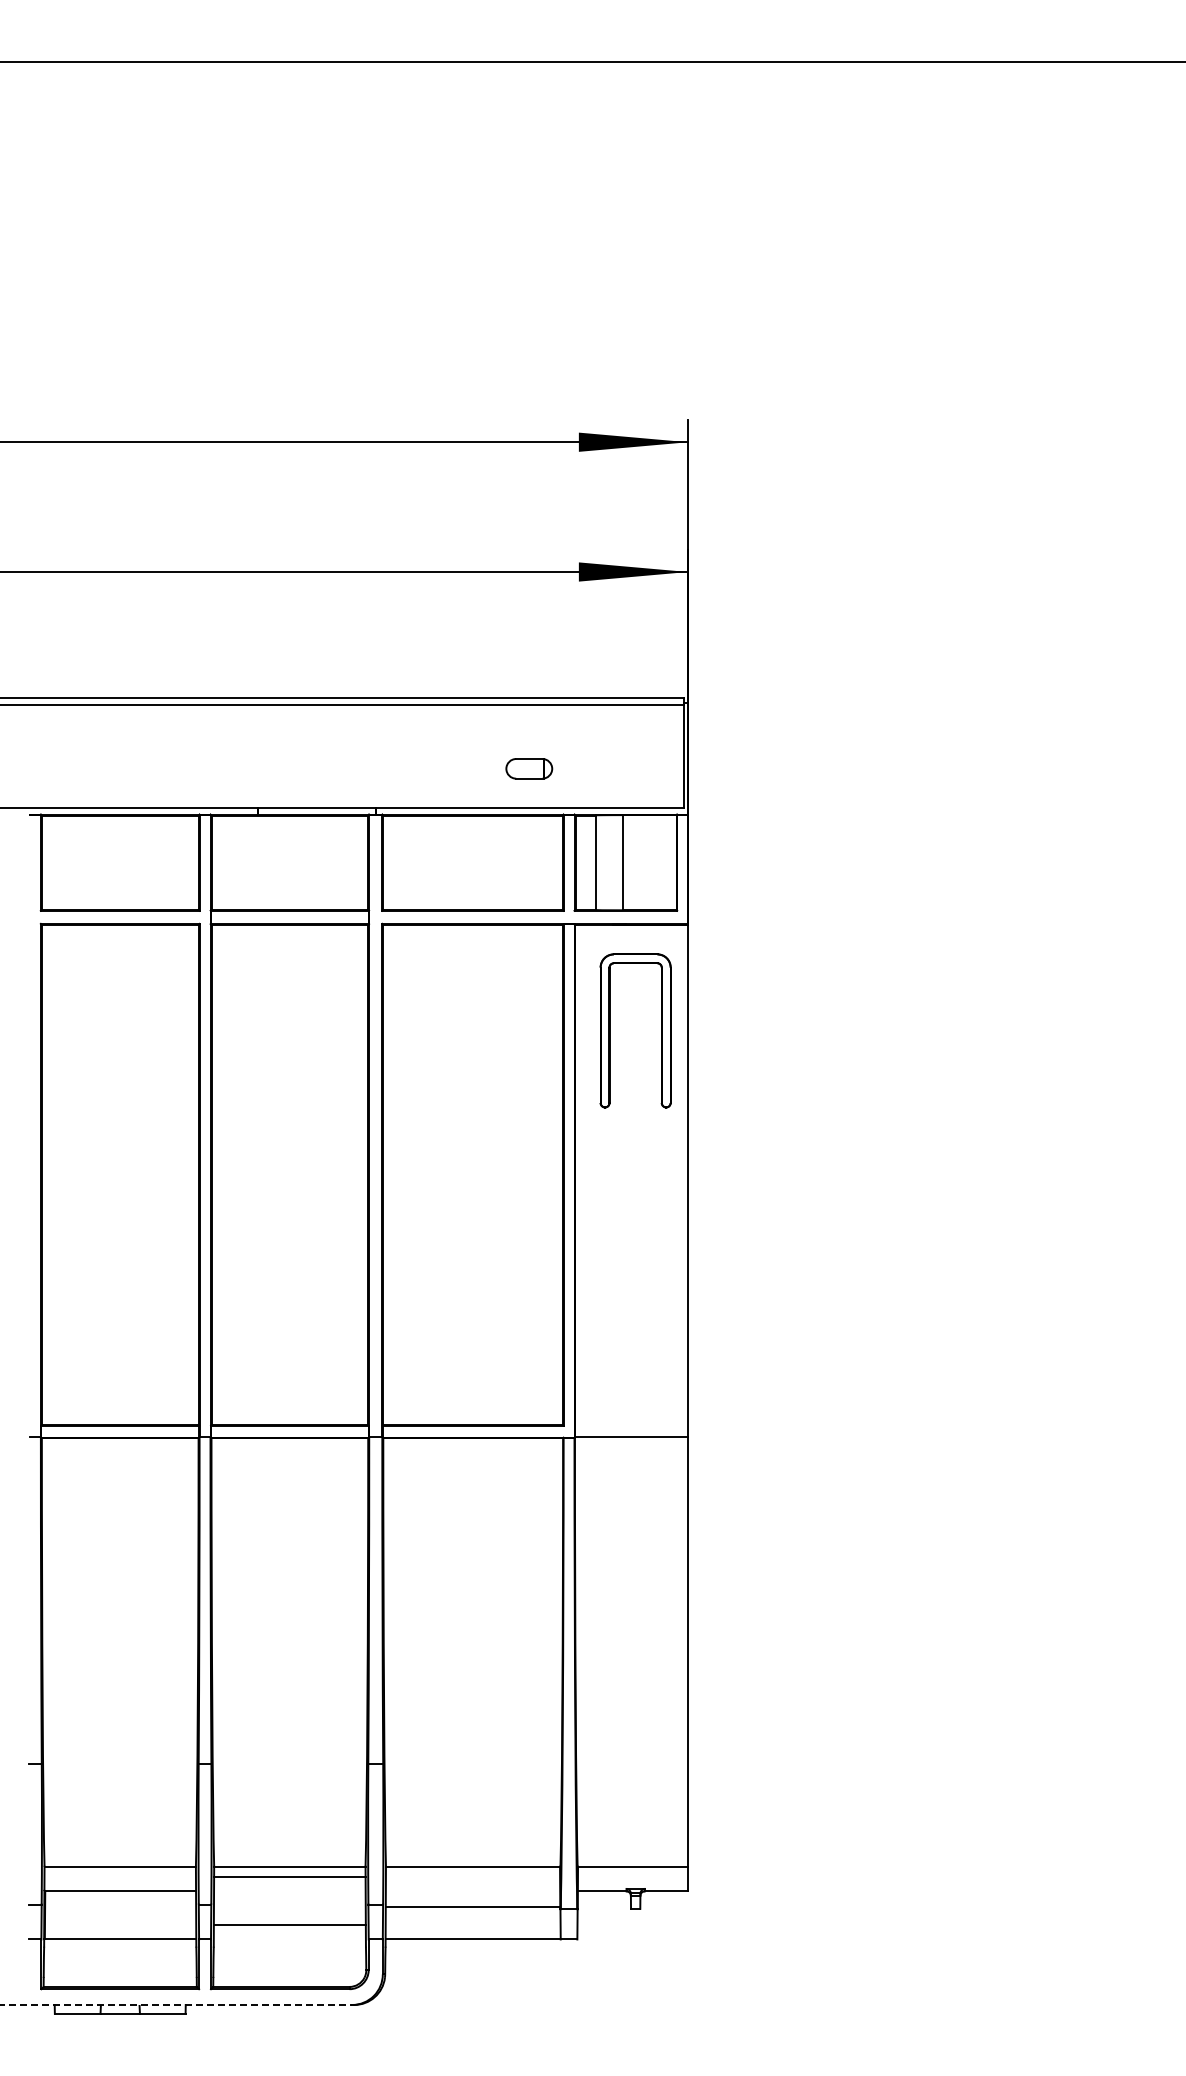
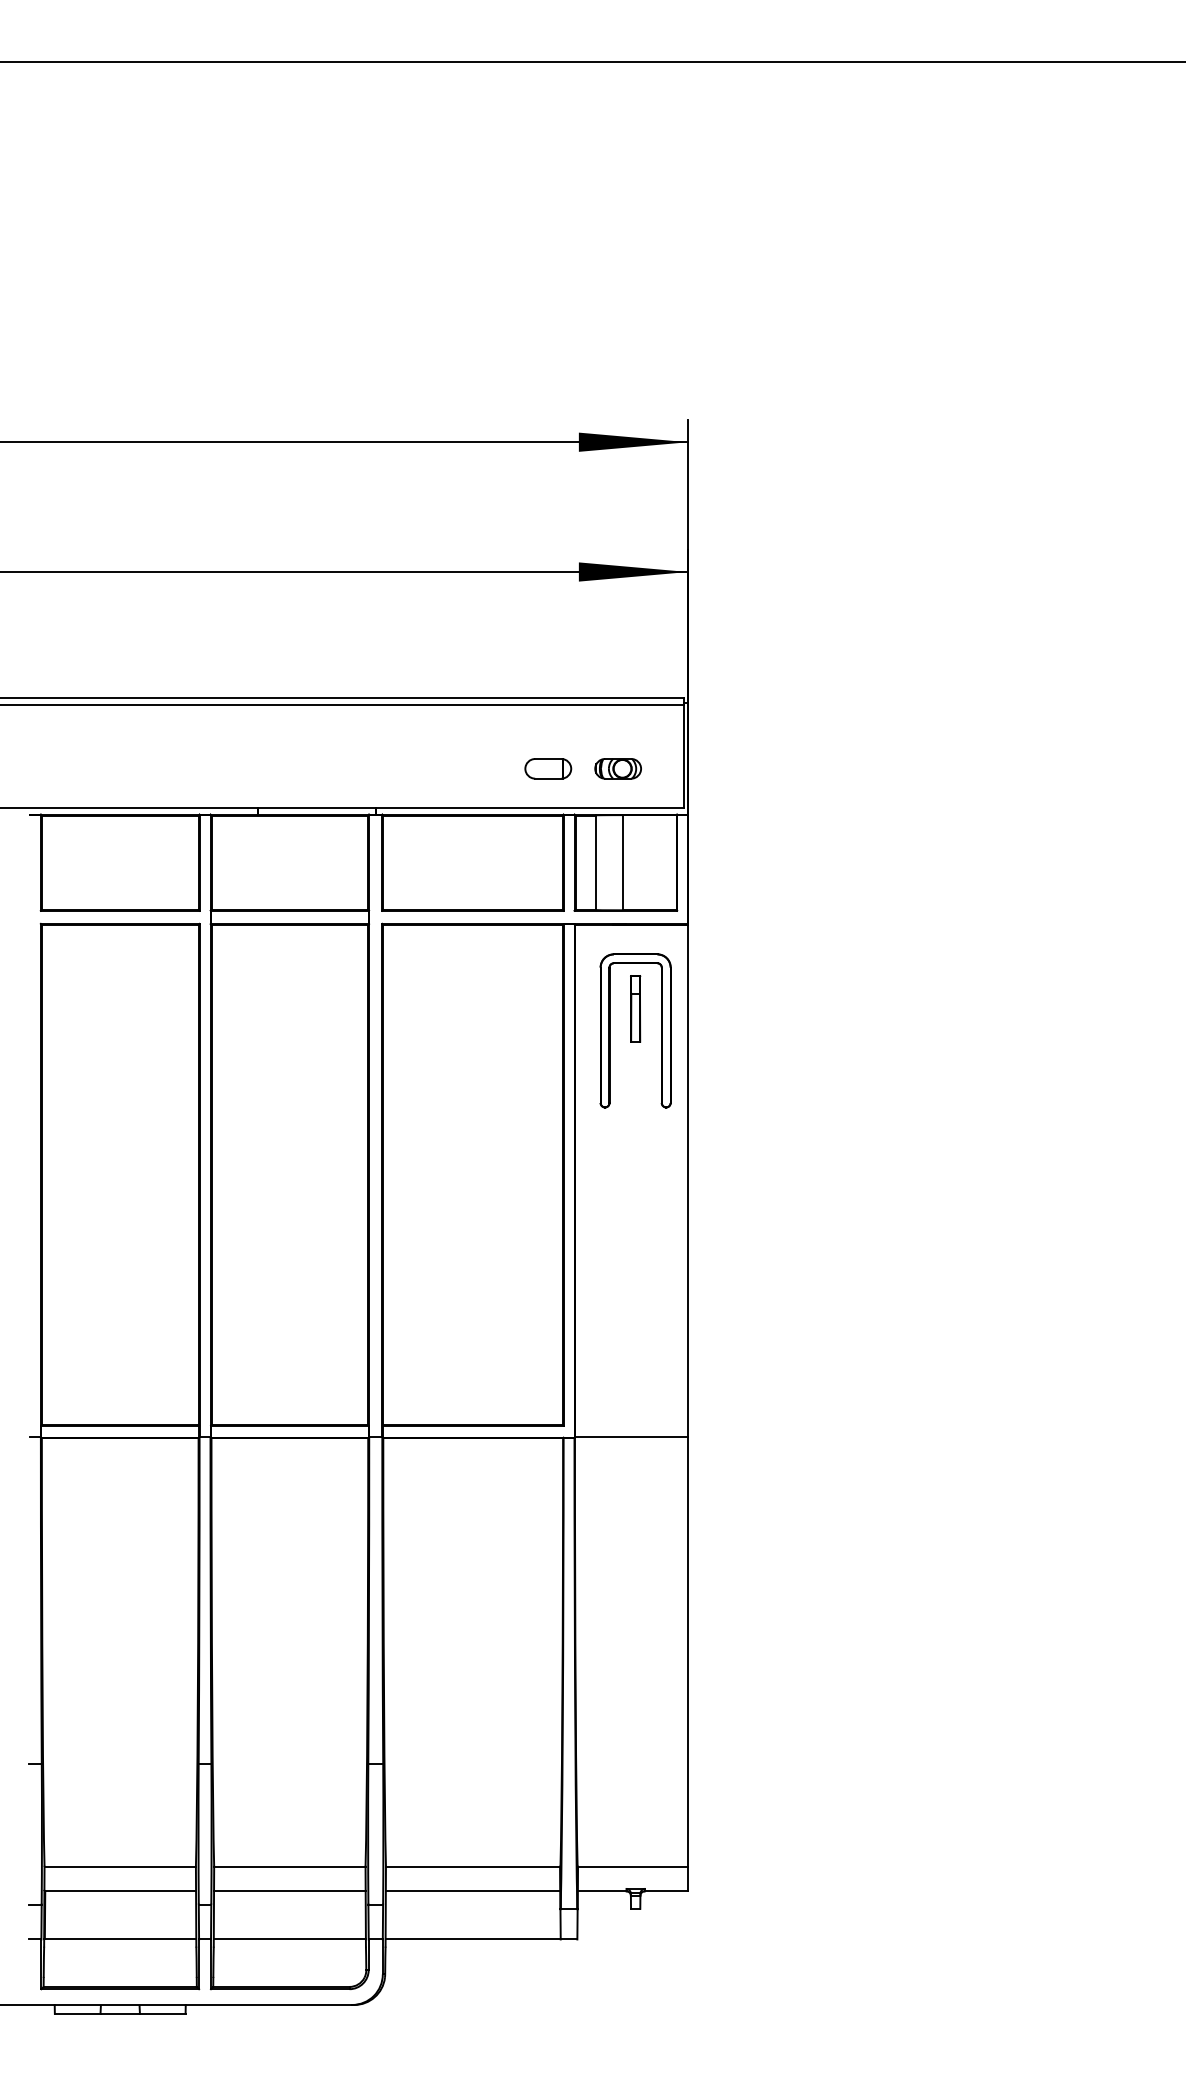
part position: (529, 768) -> (548, 768) (548, 768)
part: none -> present (617, 768)
part: none -> present (635, 1008)
line position: (289, 1877) -> (289, 1891) (289, 1891)
line position: (472, 1907) -> (472, 1891) (472, 1891)
line position: (289, 1925) -> (289, 1939) (289, 1939)
line: dashed -> solid (176, 2004)
